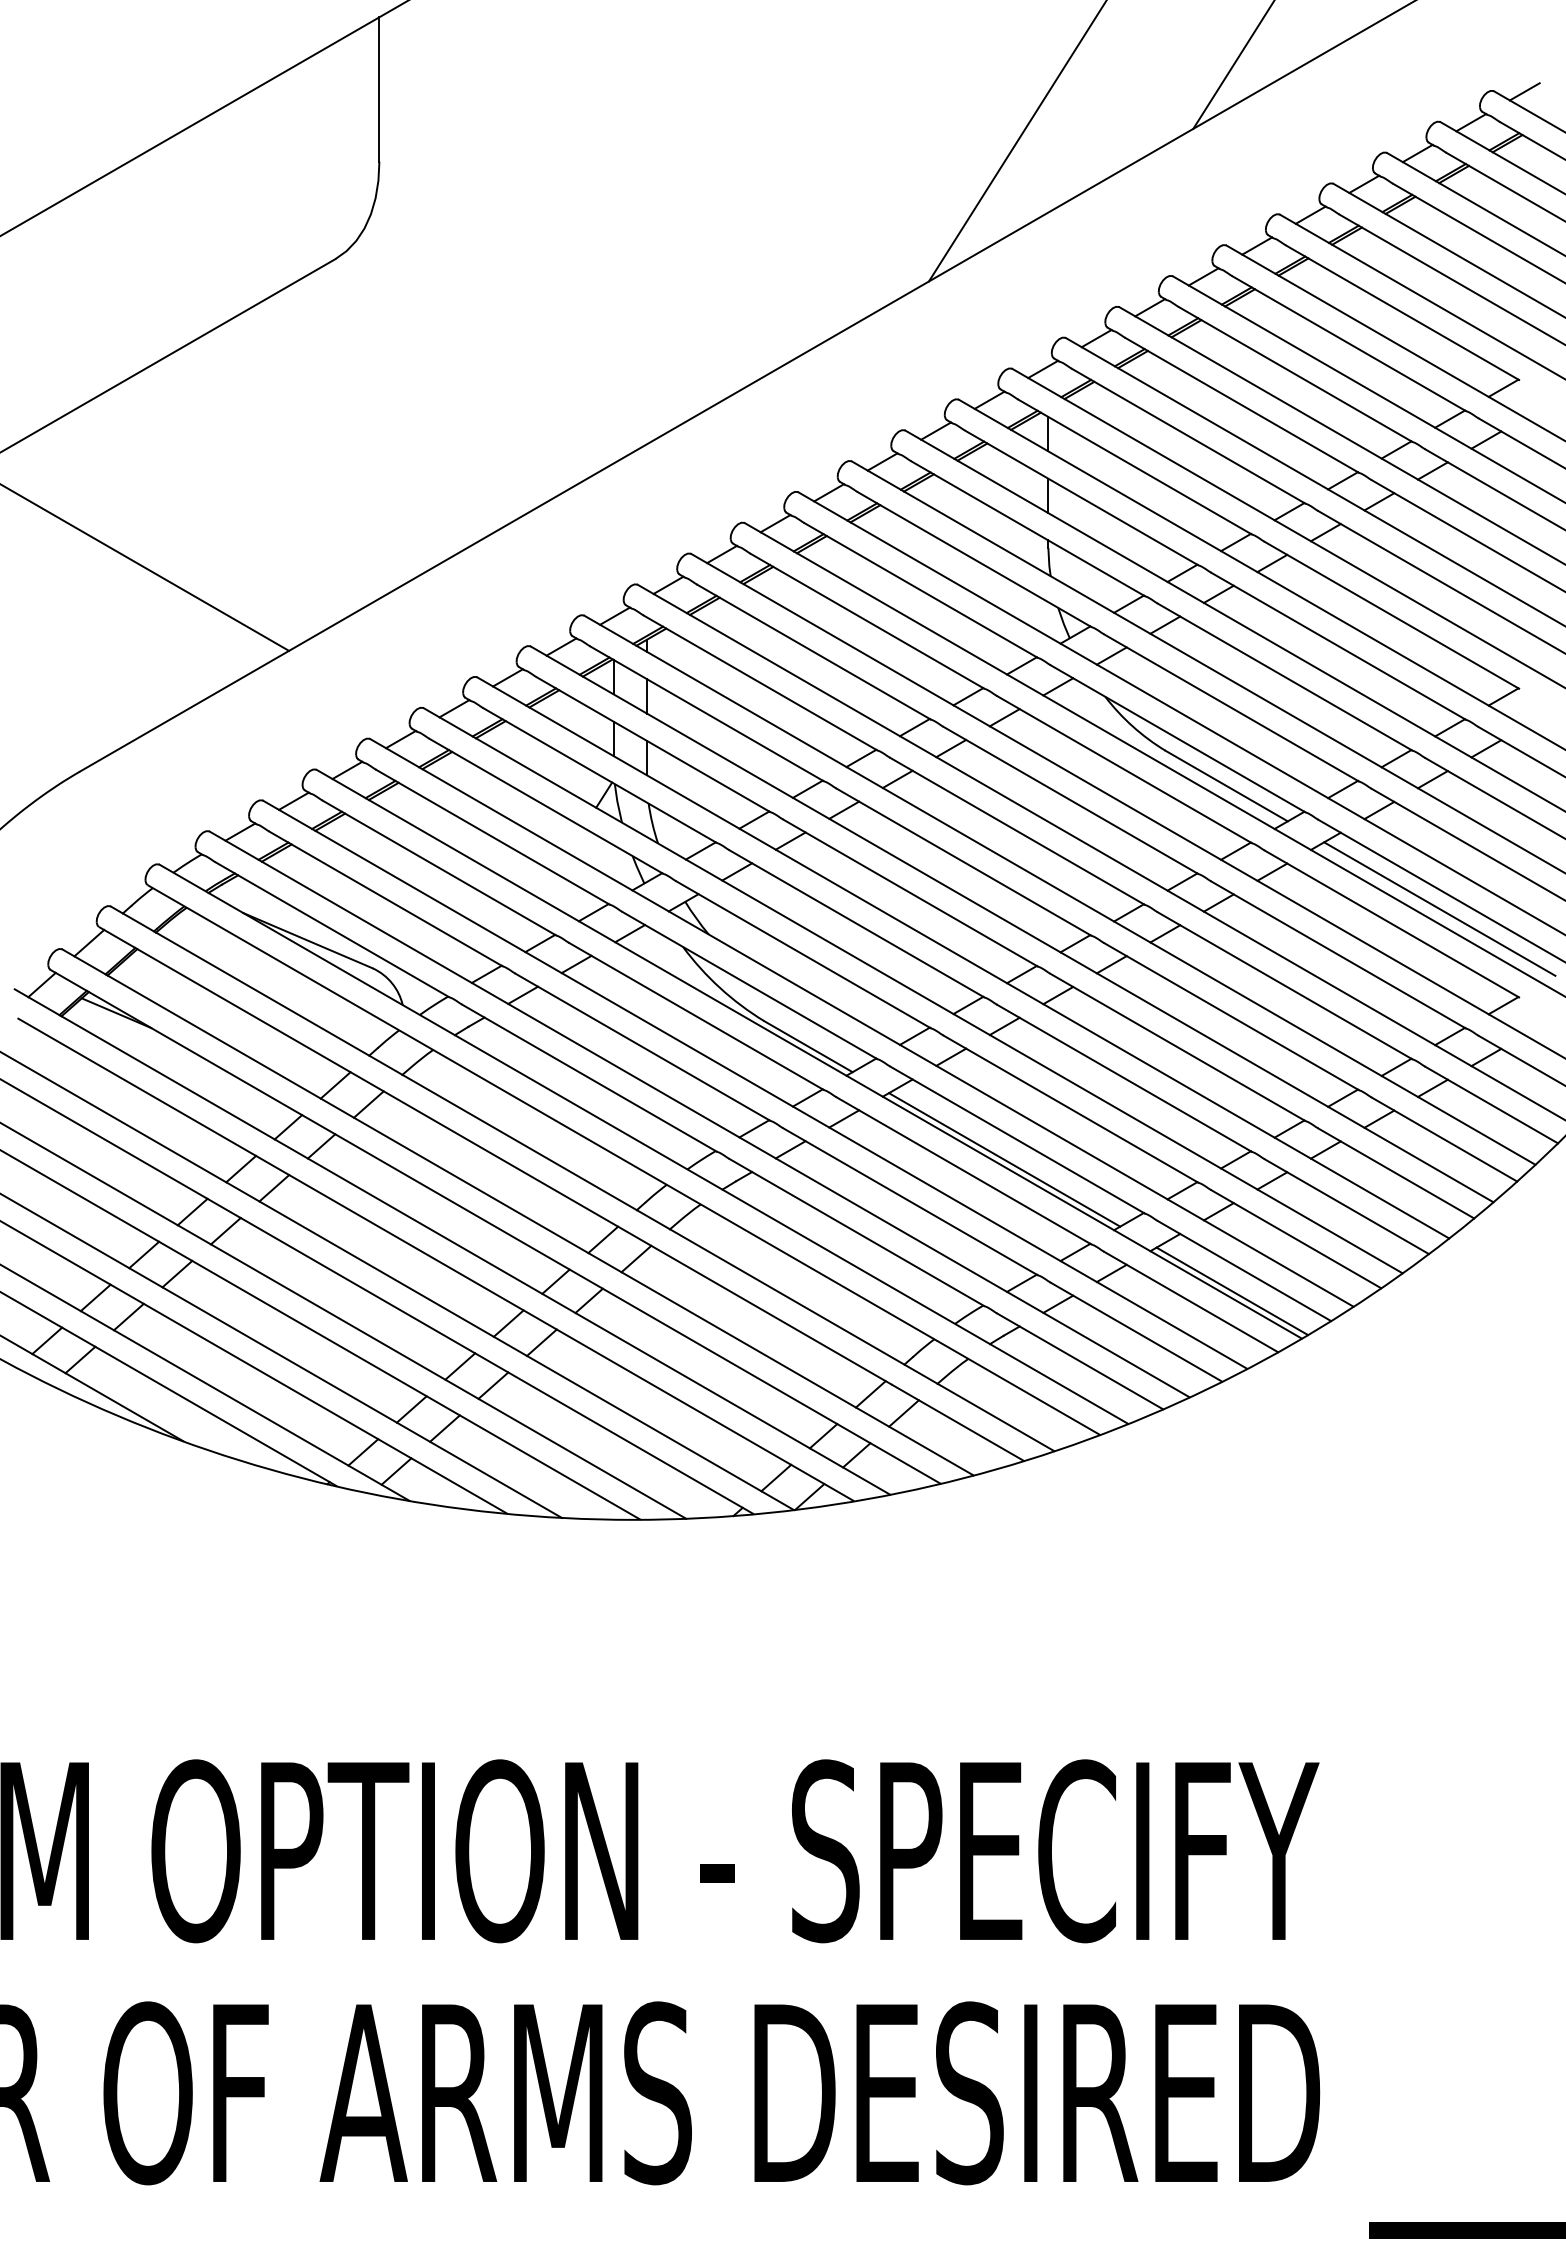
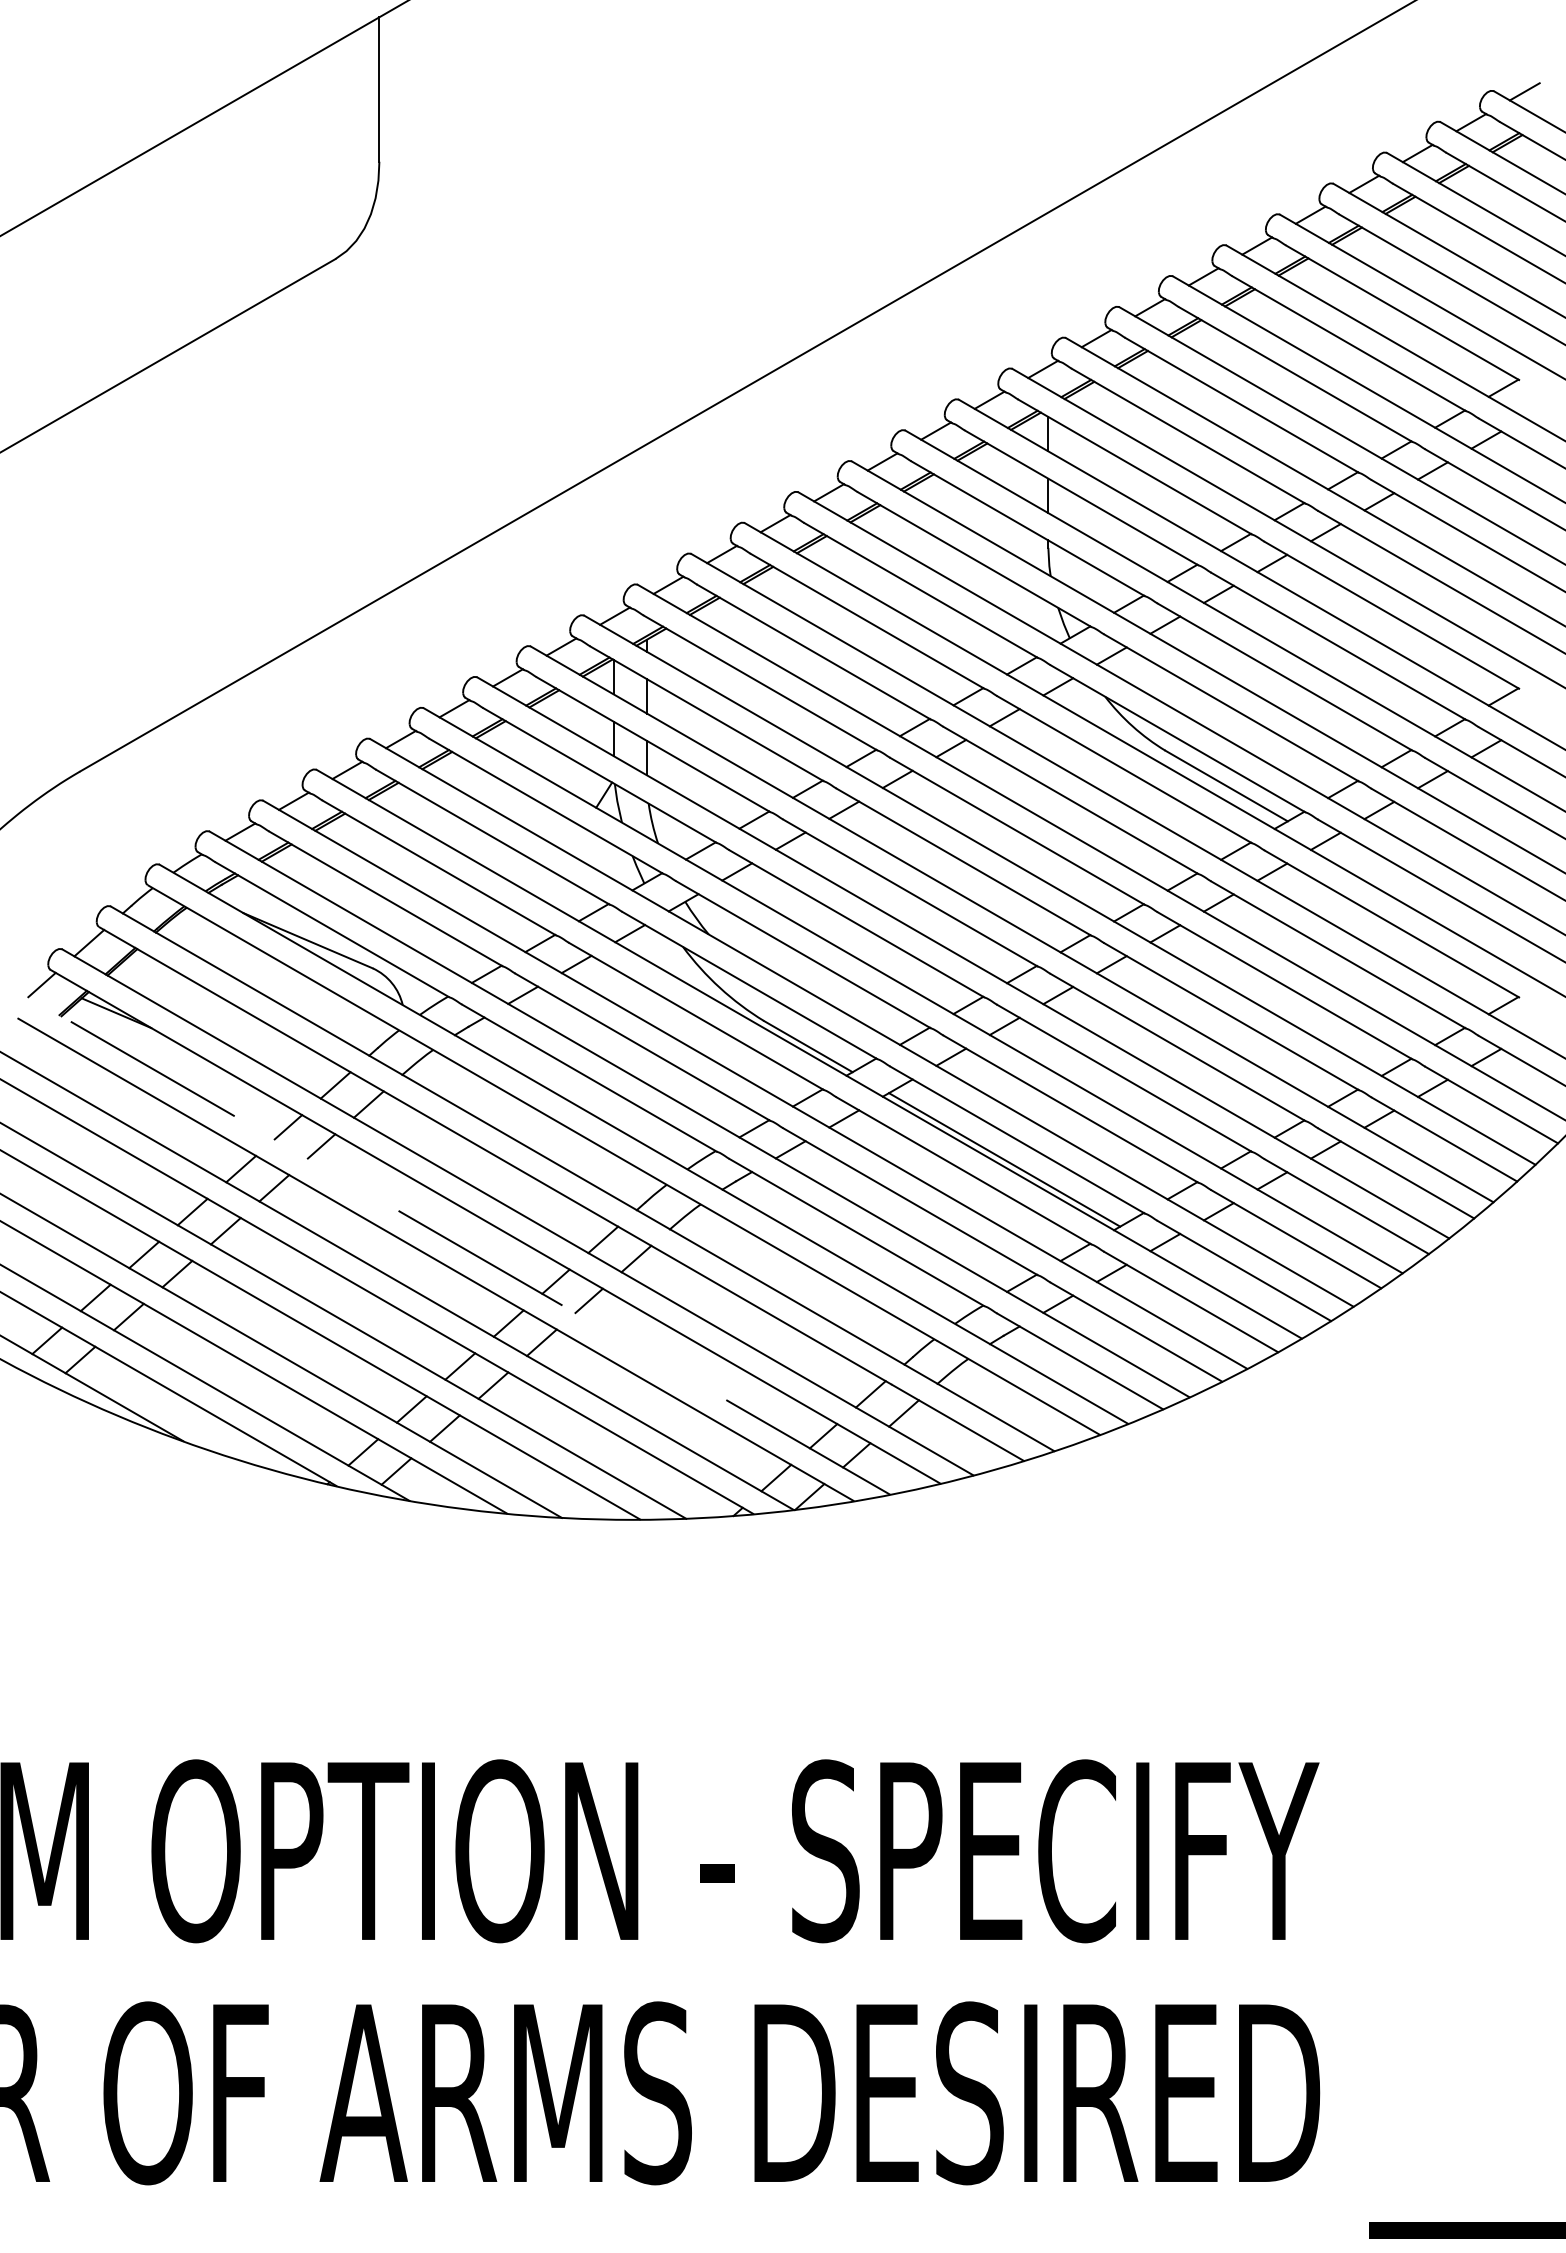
line: present -> none (1233, 65)
line: present -> none (1016, 141)
line: present -> none (145, 567)
line: present -> none (1439, 908)
line: solid -> dashed (452, 1241)
line: present -> none (1231, 1291)
